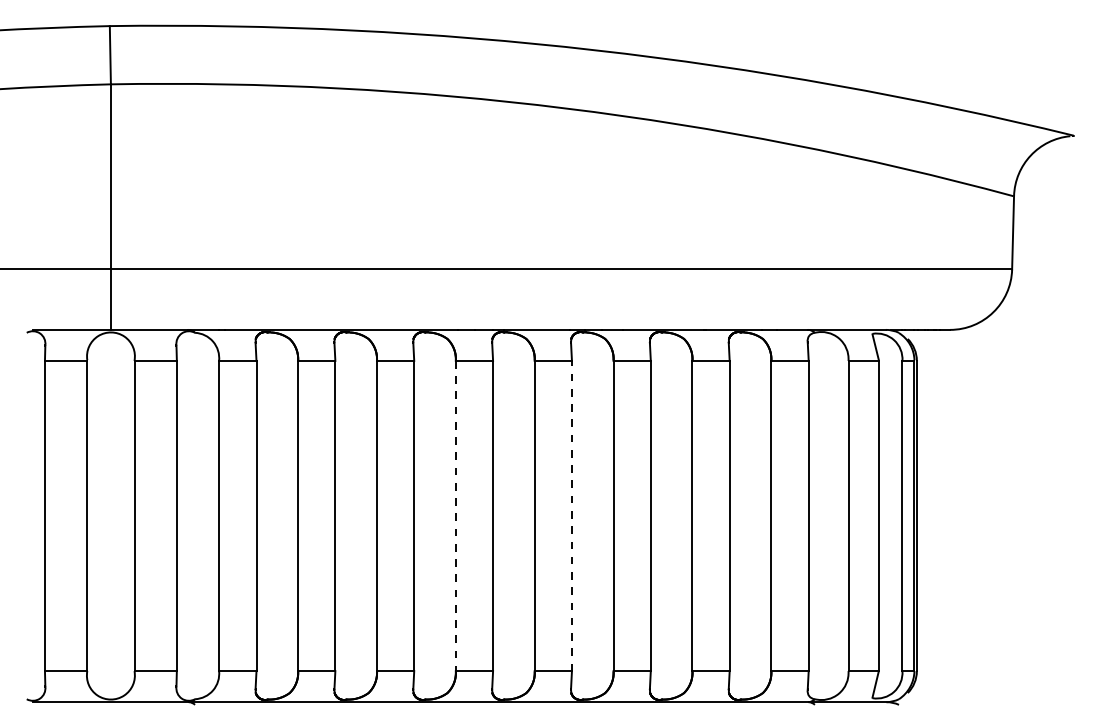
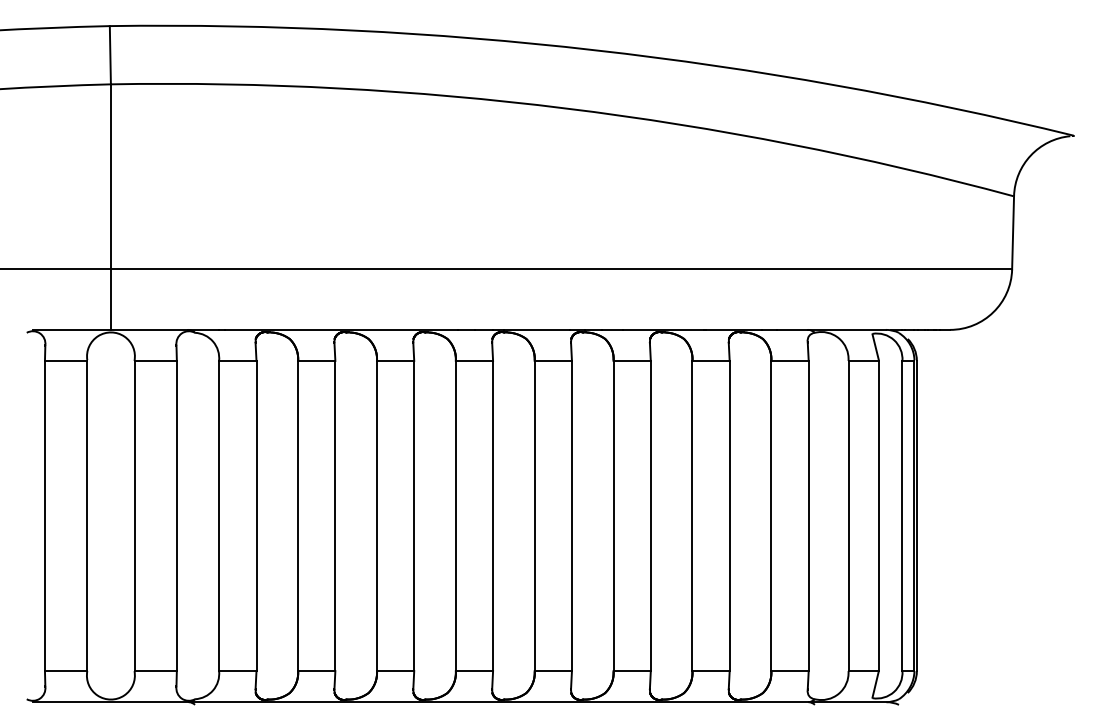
line: dashed -> solid (571, 515)
line: dashed -> solid (455, 516)
